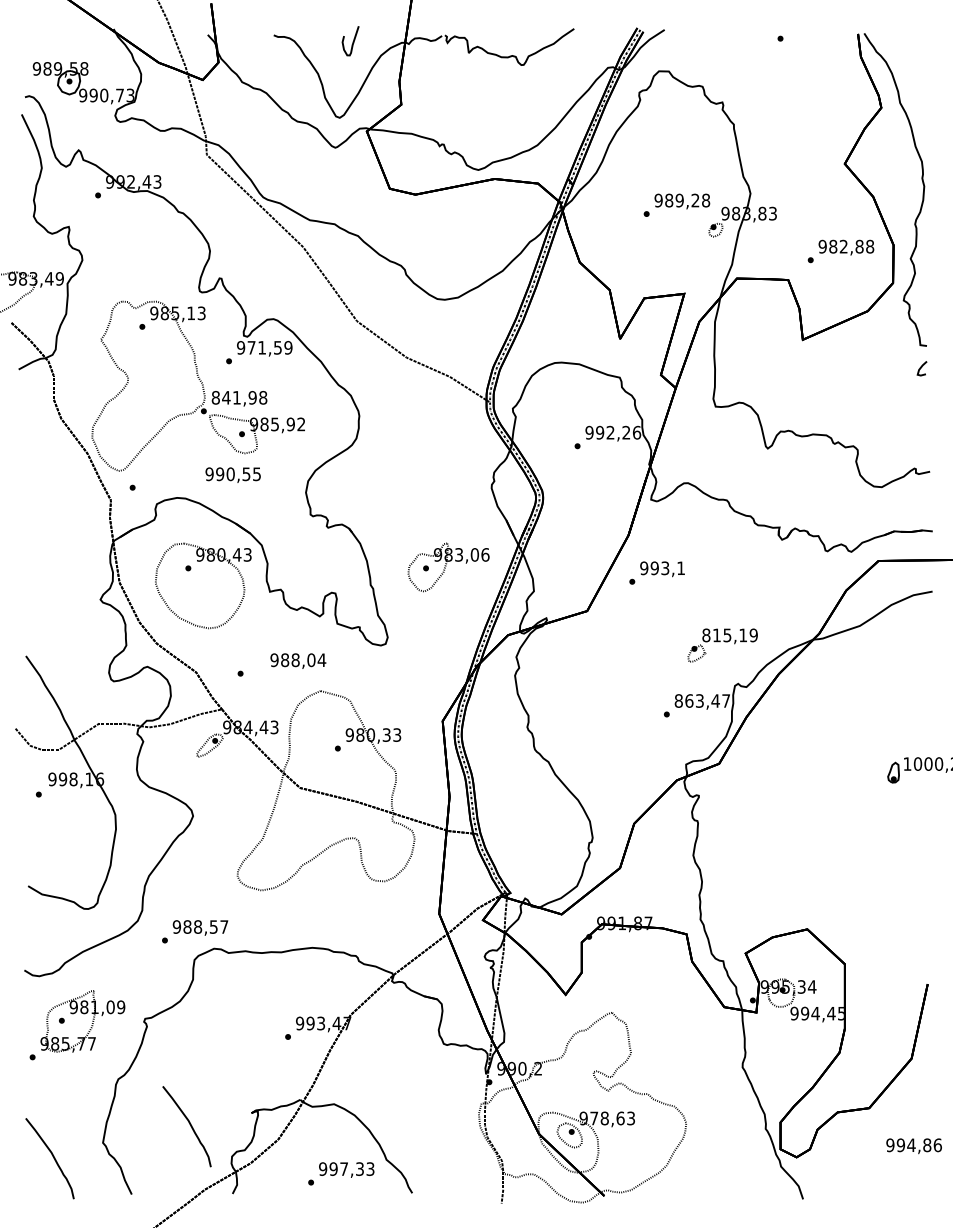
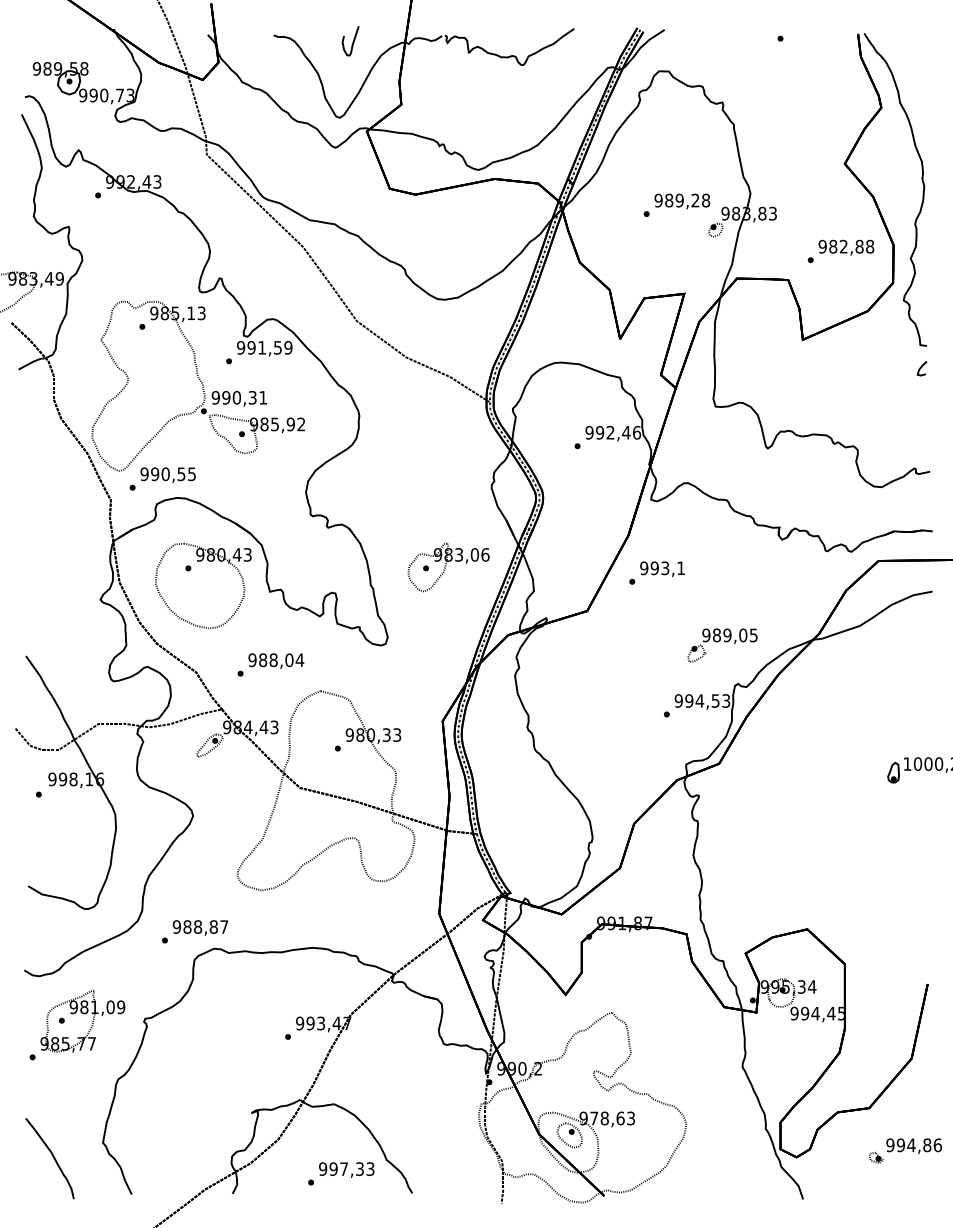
text: 971,59 -> 991,59 (251, 347)
text: 841,98 -> 990,31 (239, 397)
text: 992,26 -> 992,46 (626, 432)
text position: (232, 474) -> (167, 474) (167, 474)
text: 815,19 -> 989,05 (729, 635)
text position: (298, 660) -> (276, 660) (276, 660)
text: 863,47 -> 994,53 (702, 700)
text: 988,57 -> 988,87 (213, 926)
curve: present -> none (189, 1124)
part: none -> present (876, 1157)
